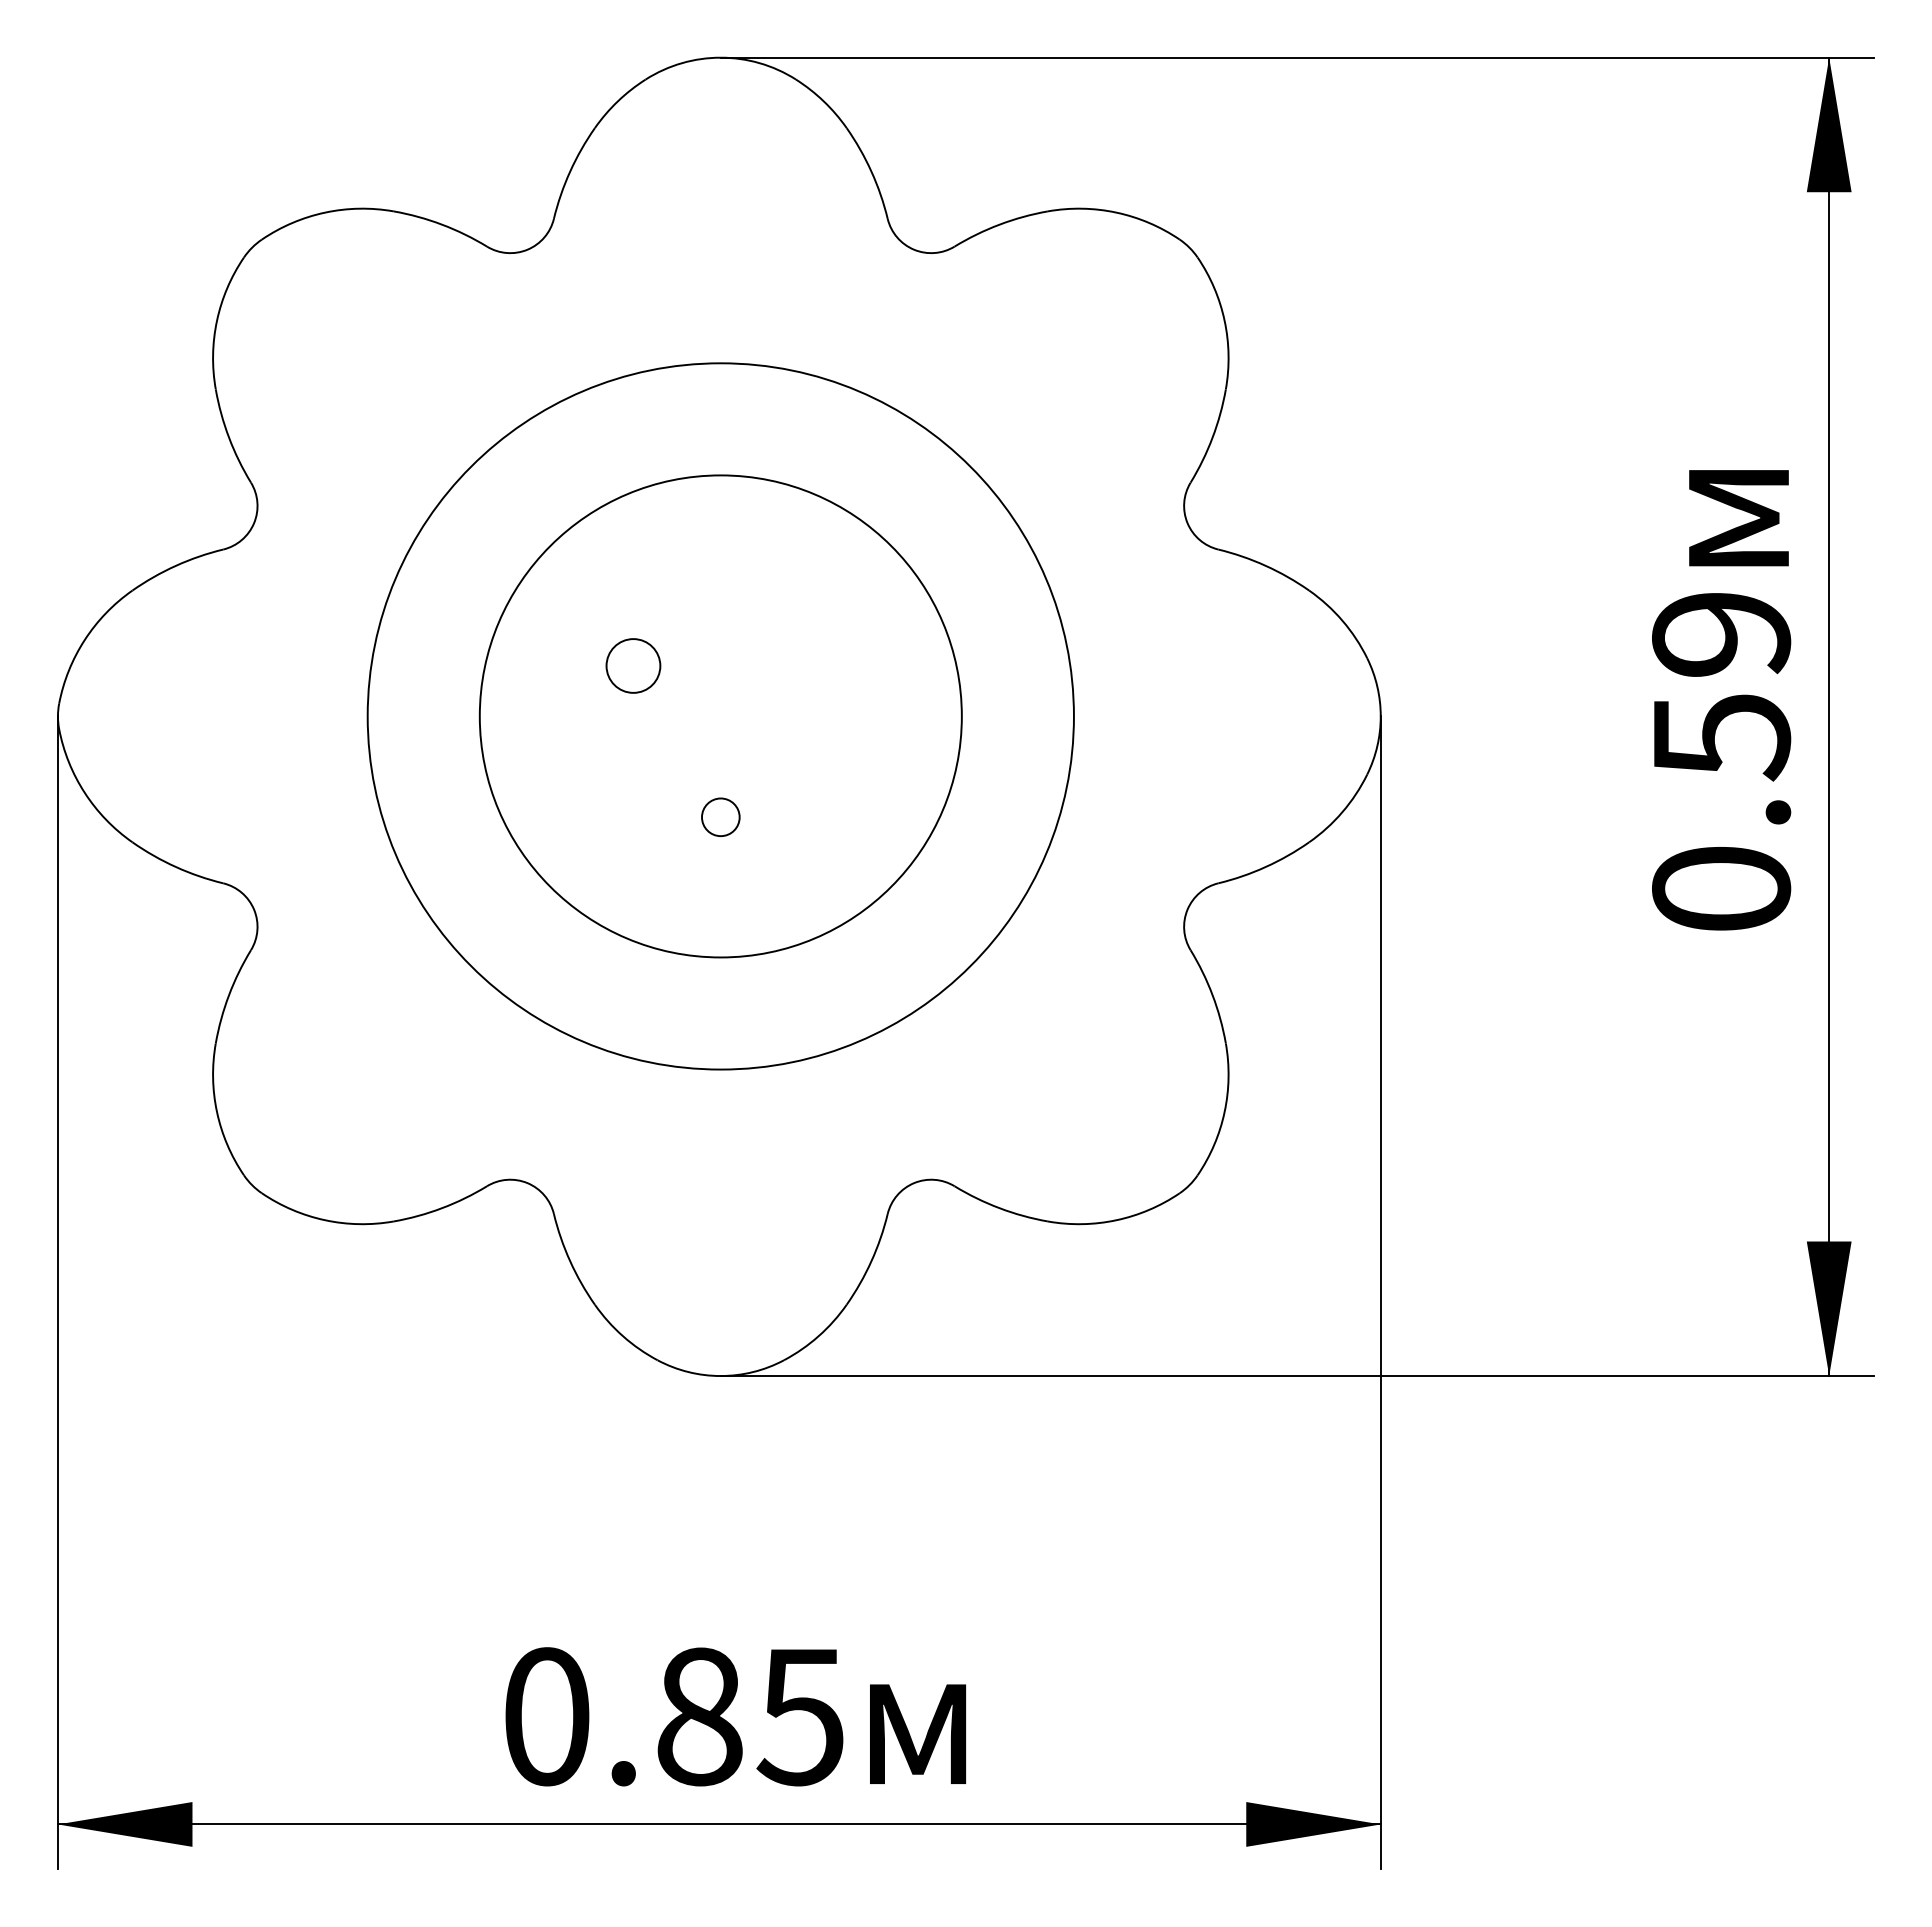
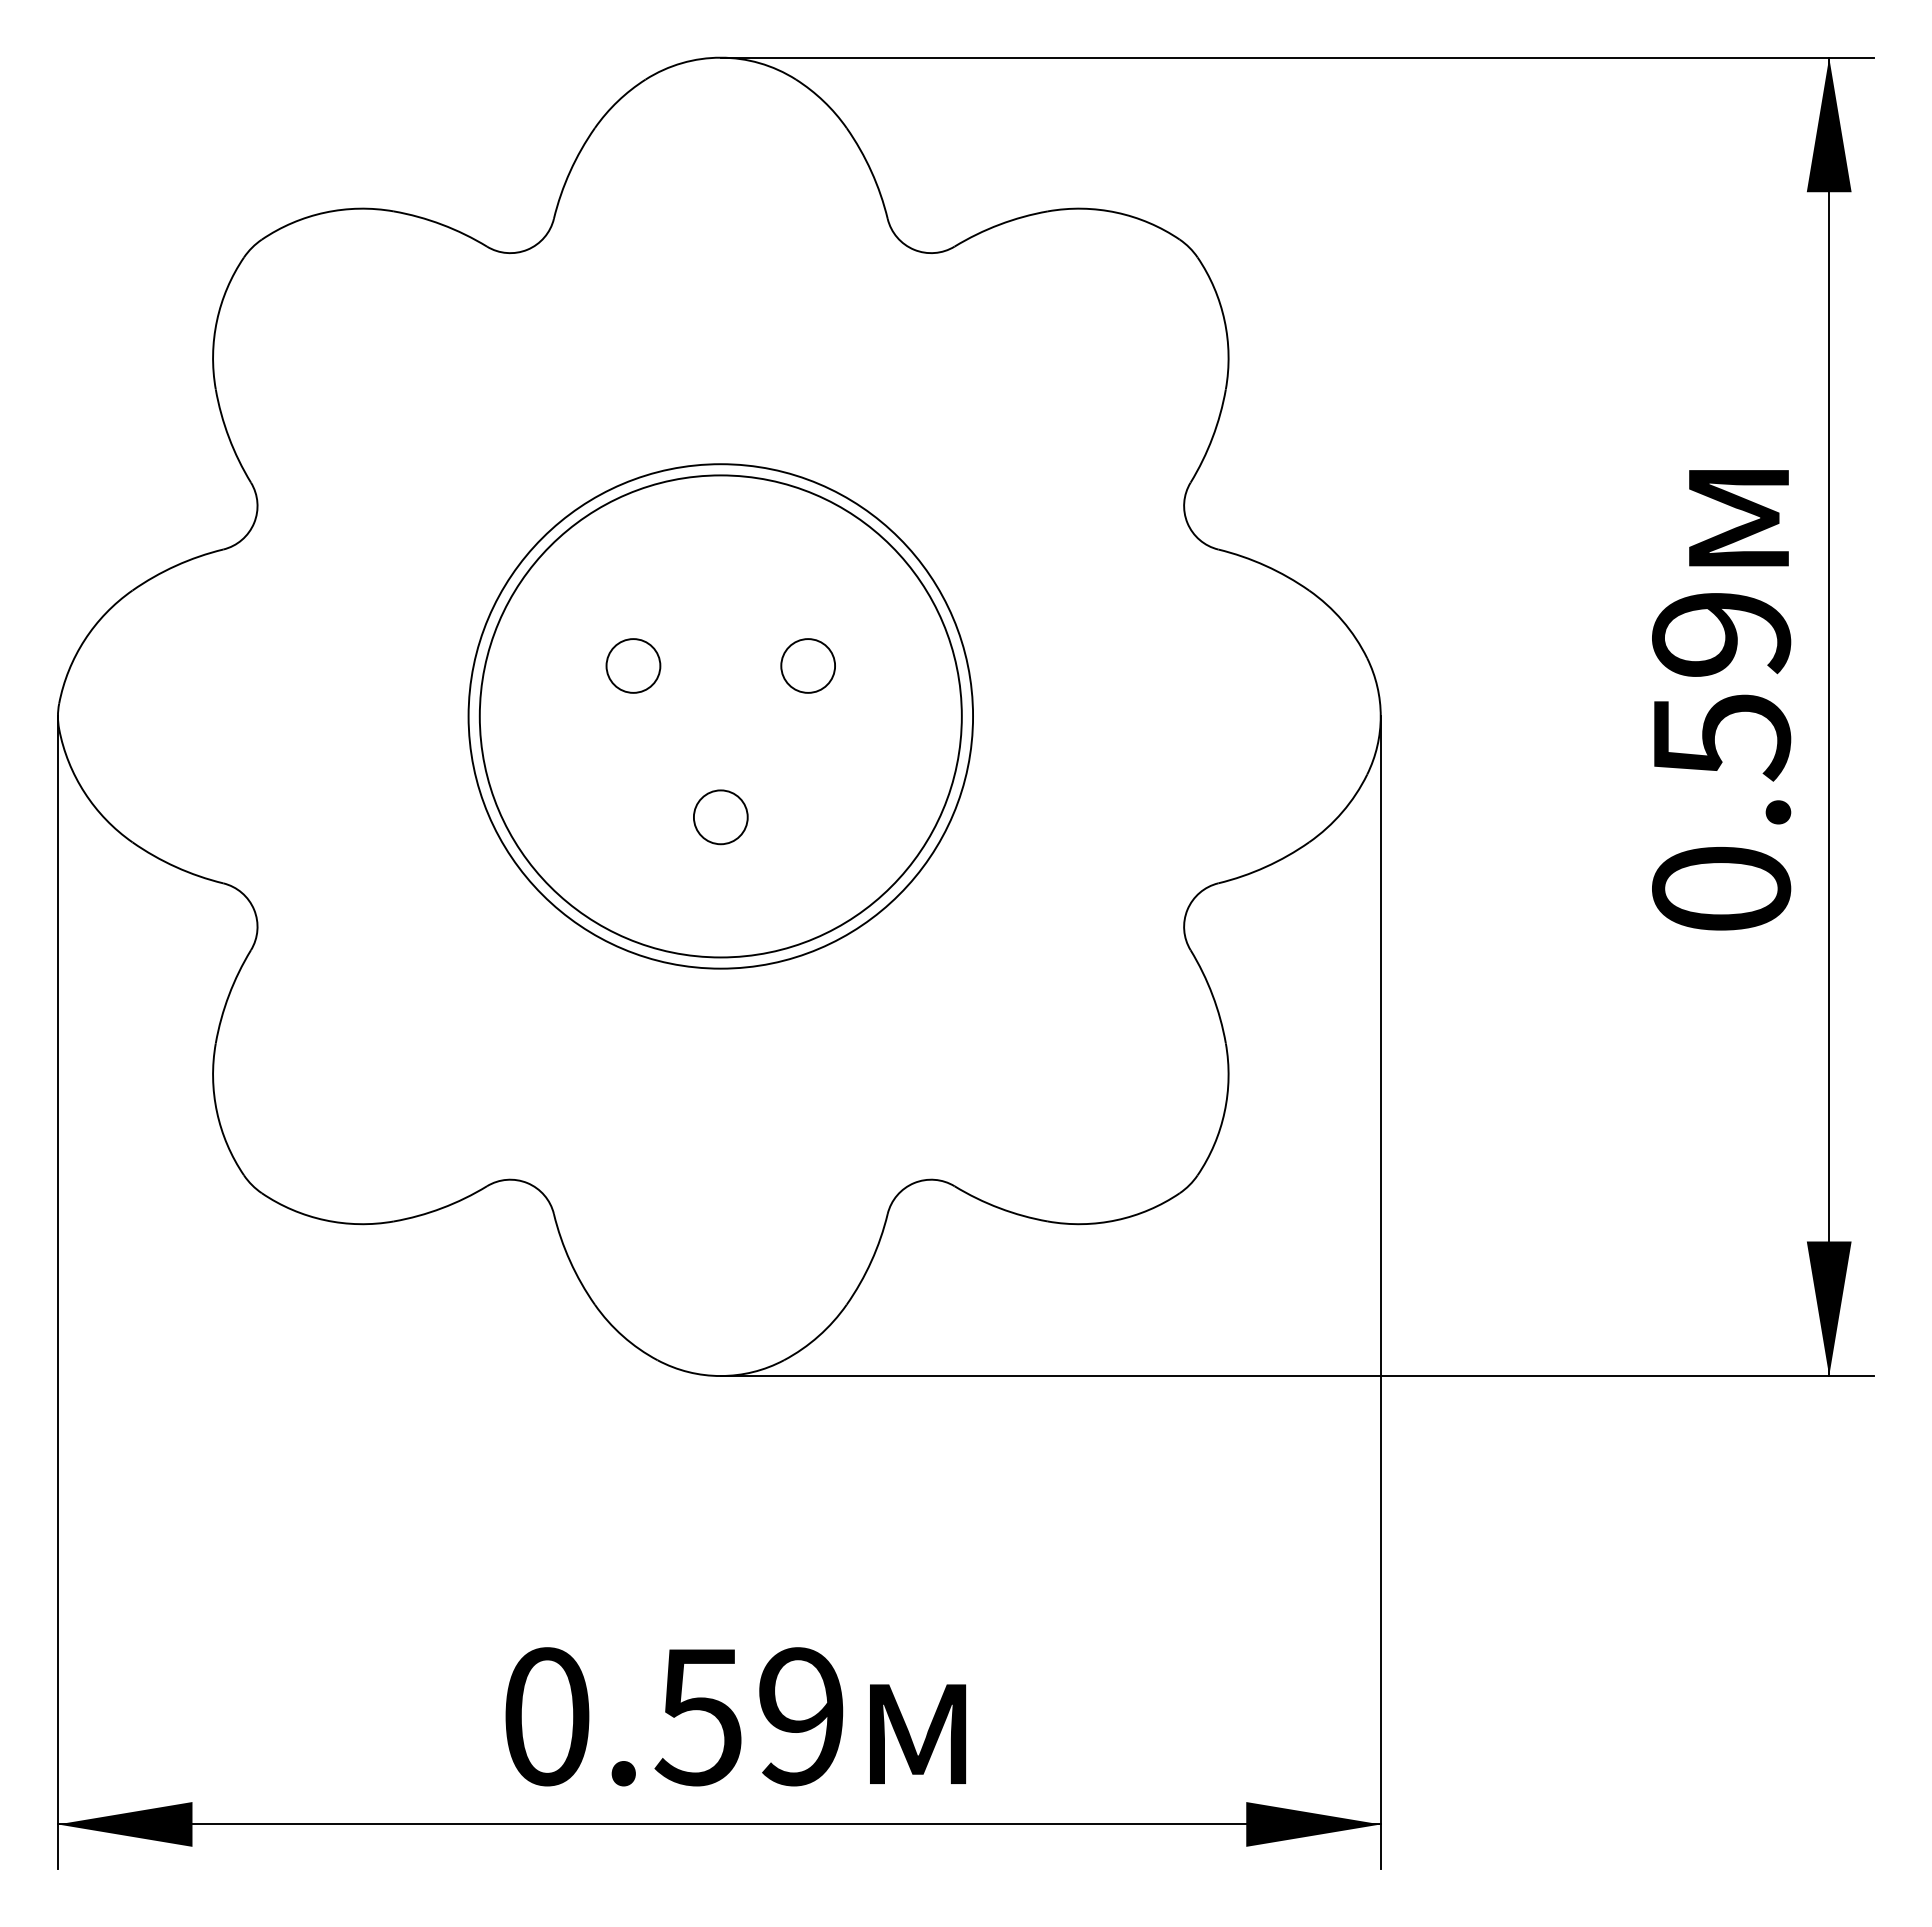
circle: none -> present (807, 665)
circle diameter: 706 px -> 504 px (720, 716)
circle diameter: 38 px -> 54 px (720, 817)
text: 0.85 -> 0.59 (748, 1716)
